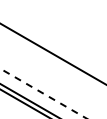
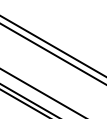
line: none -> present (52, 46)
line: dashed -> solid (43, 93)
